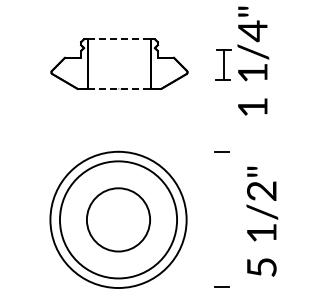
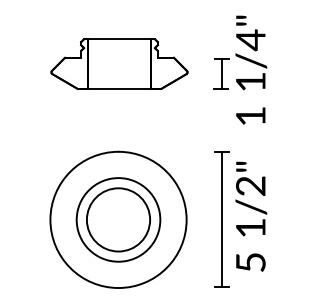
line: dashed -> solid (119, 39)
part position: (242, 70) -> (240, 79) (240, 79)
line: dashed -> solid (119, 88)
circle diameter: 117 px -> 84 px (118, 219)
line: none -> present (221, 219)
text position: (262, 221) -> (251, 216) (251, 216)
